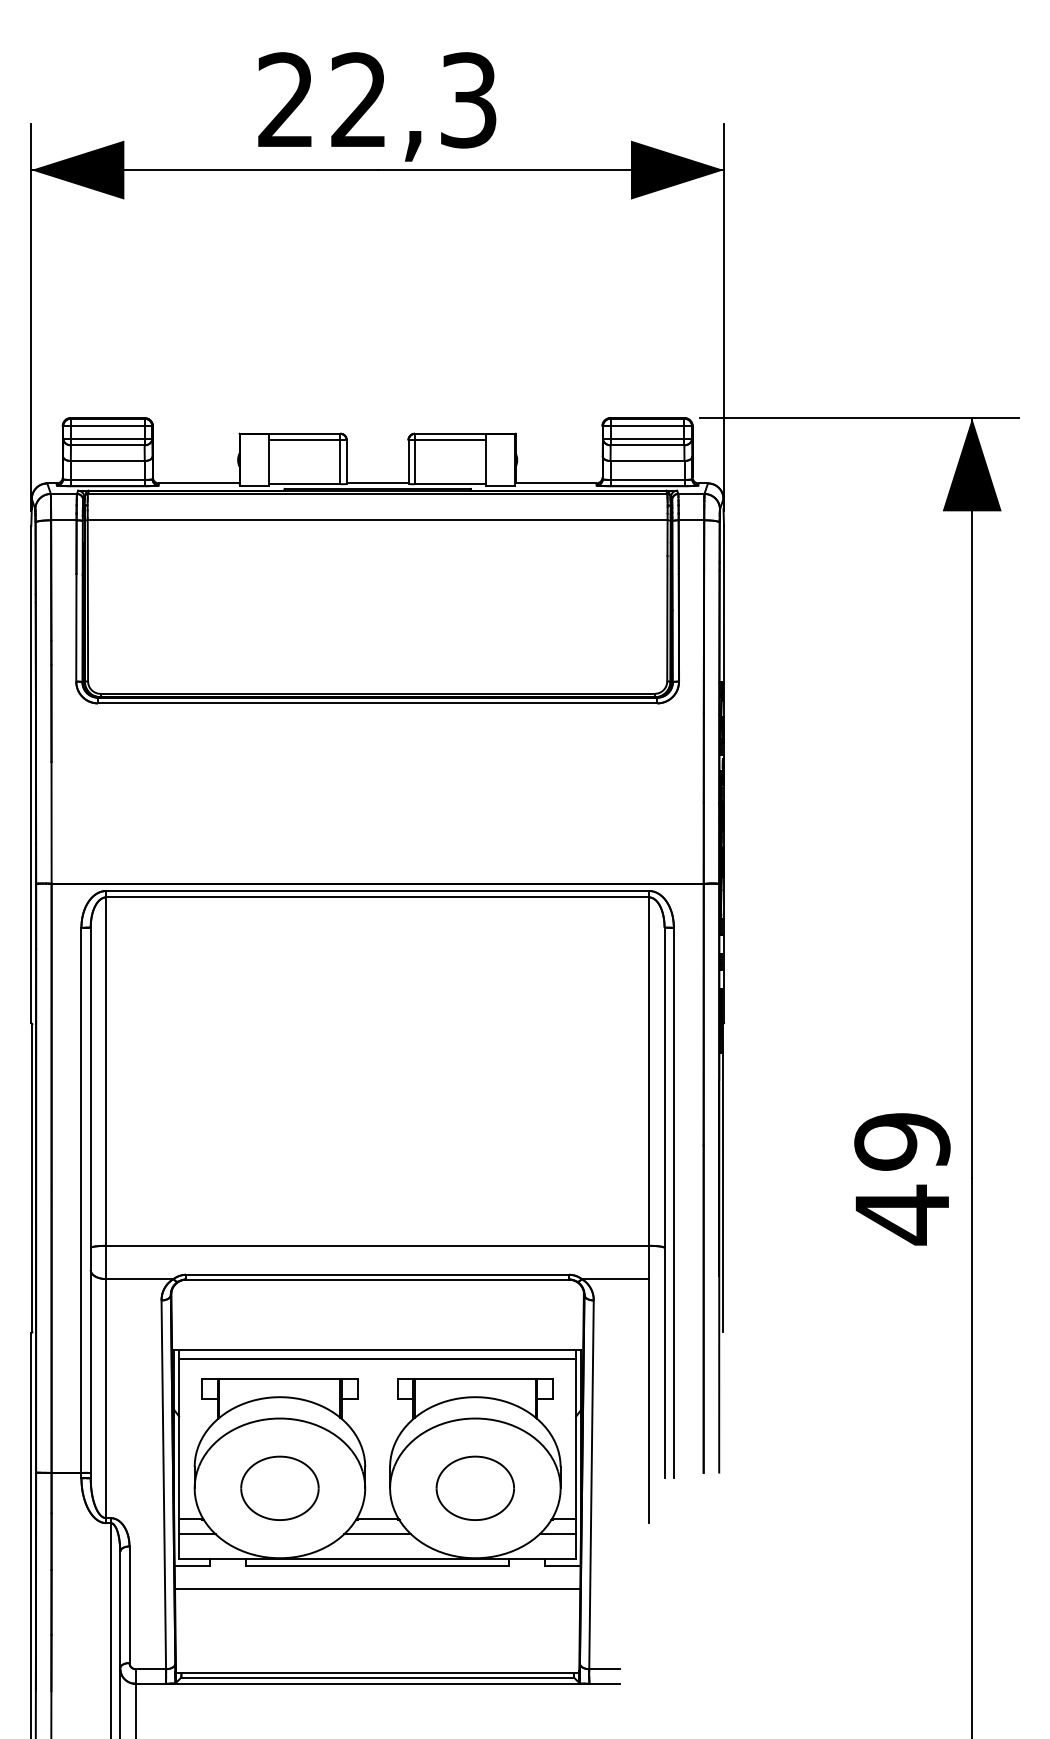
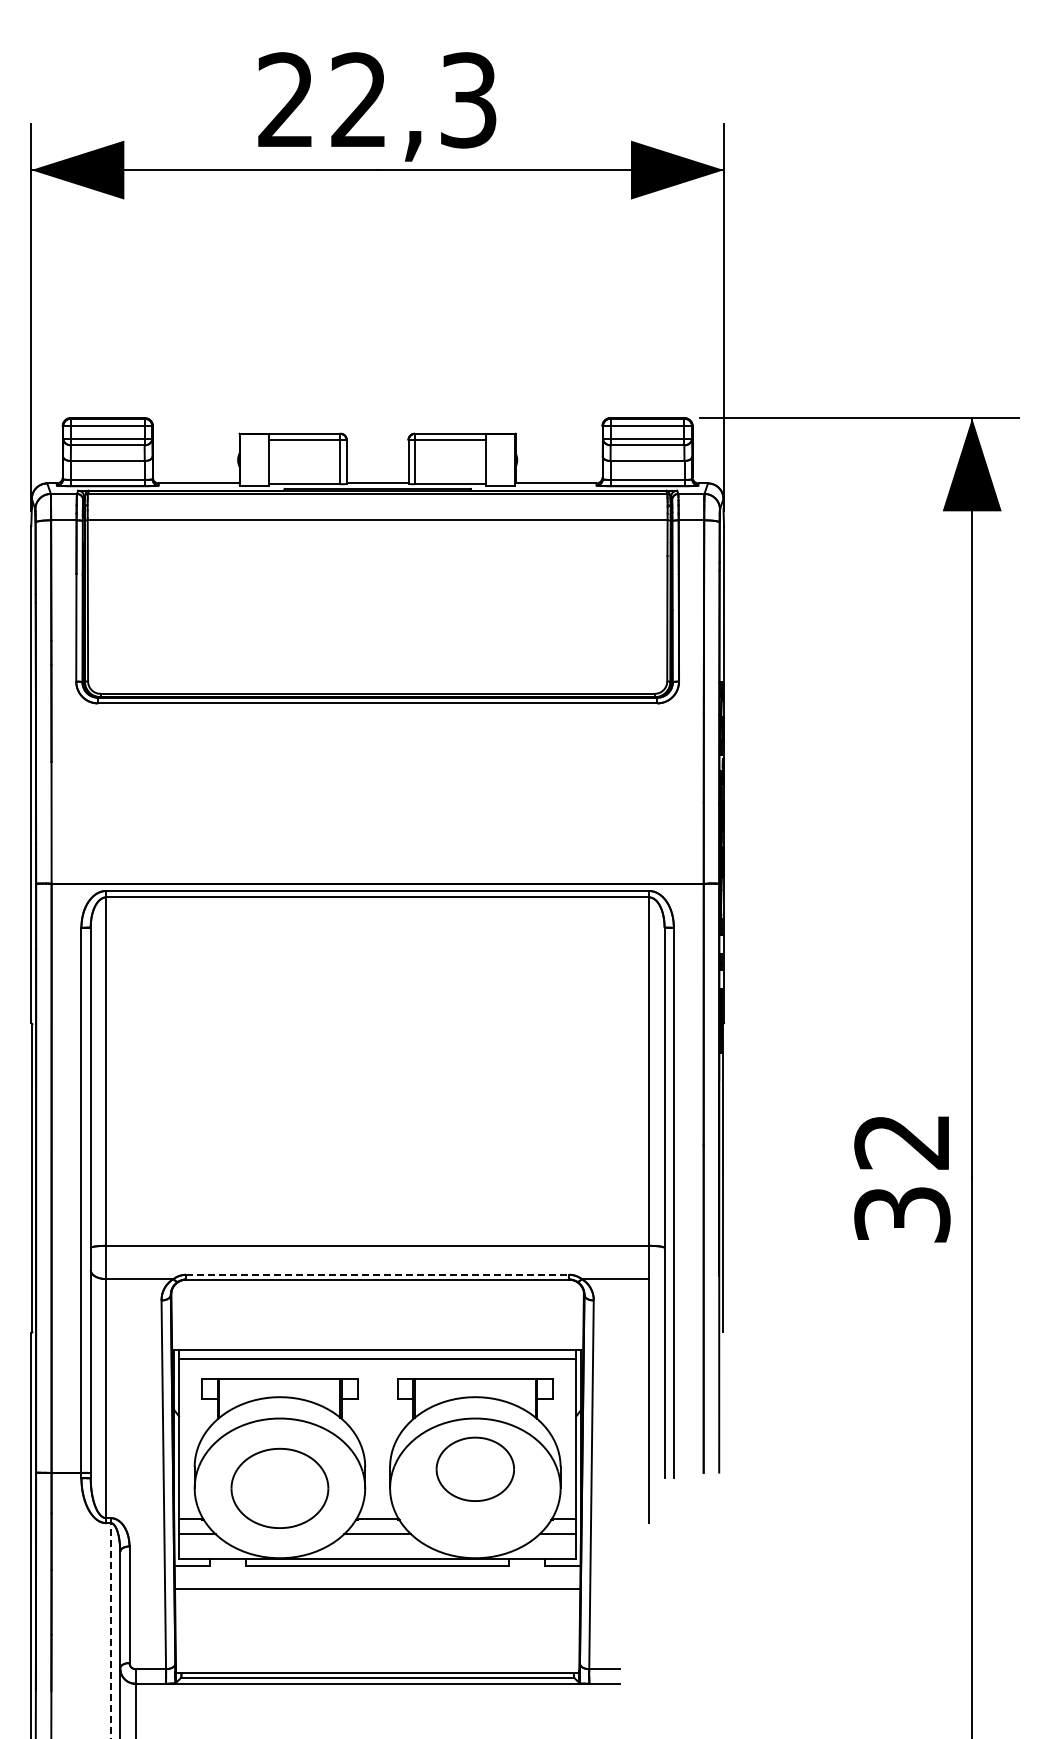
text: 49 -> 32 (902, 1179)
line: solid -> dashed (377, 1274)
part size: 80x66 px -> 100x82 px (279, 1487)
part position: (474, 1487) -> (474, 1468) (474, 1468)
line: solid -> dashed (110, 1628)
